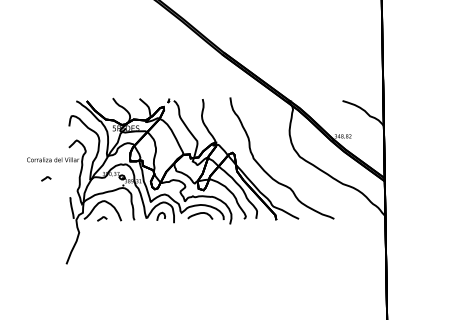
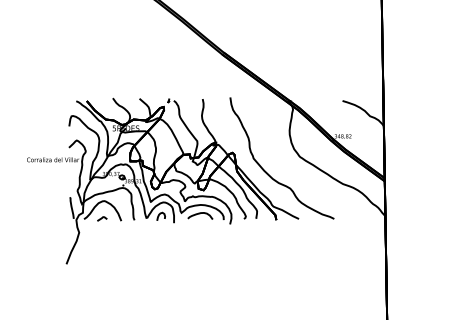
part: present -> none (46, 178)
